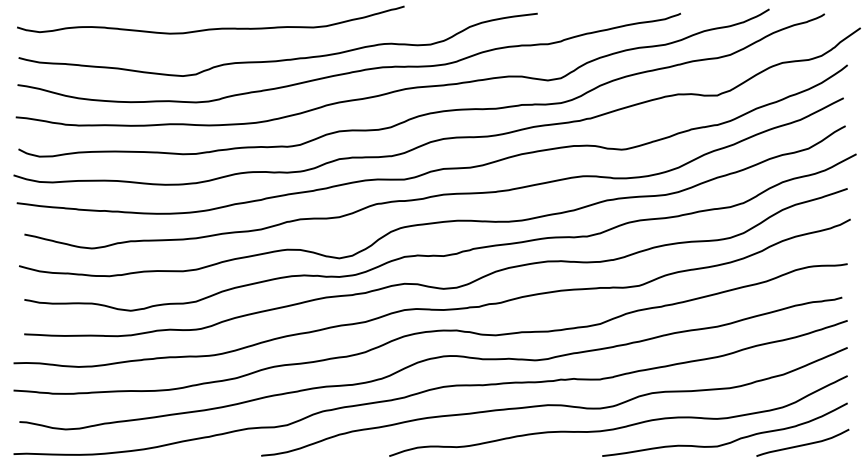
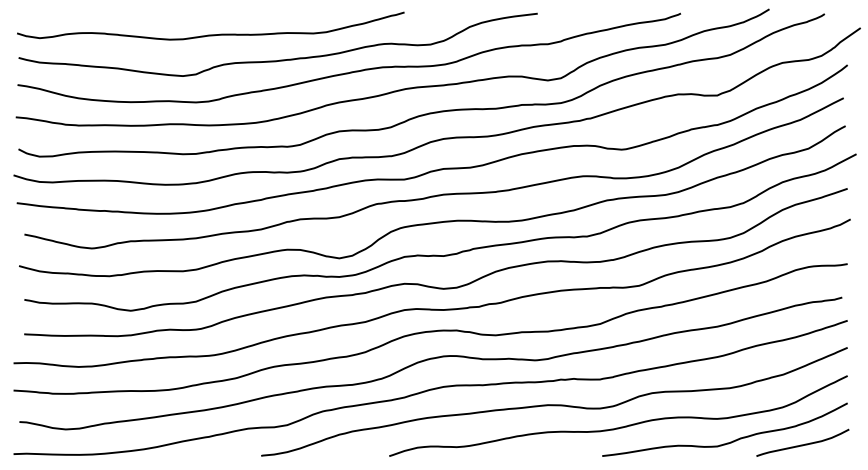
curve position: (210, 28) -> (210, 34) (210, 34)
